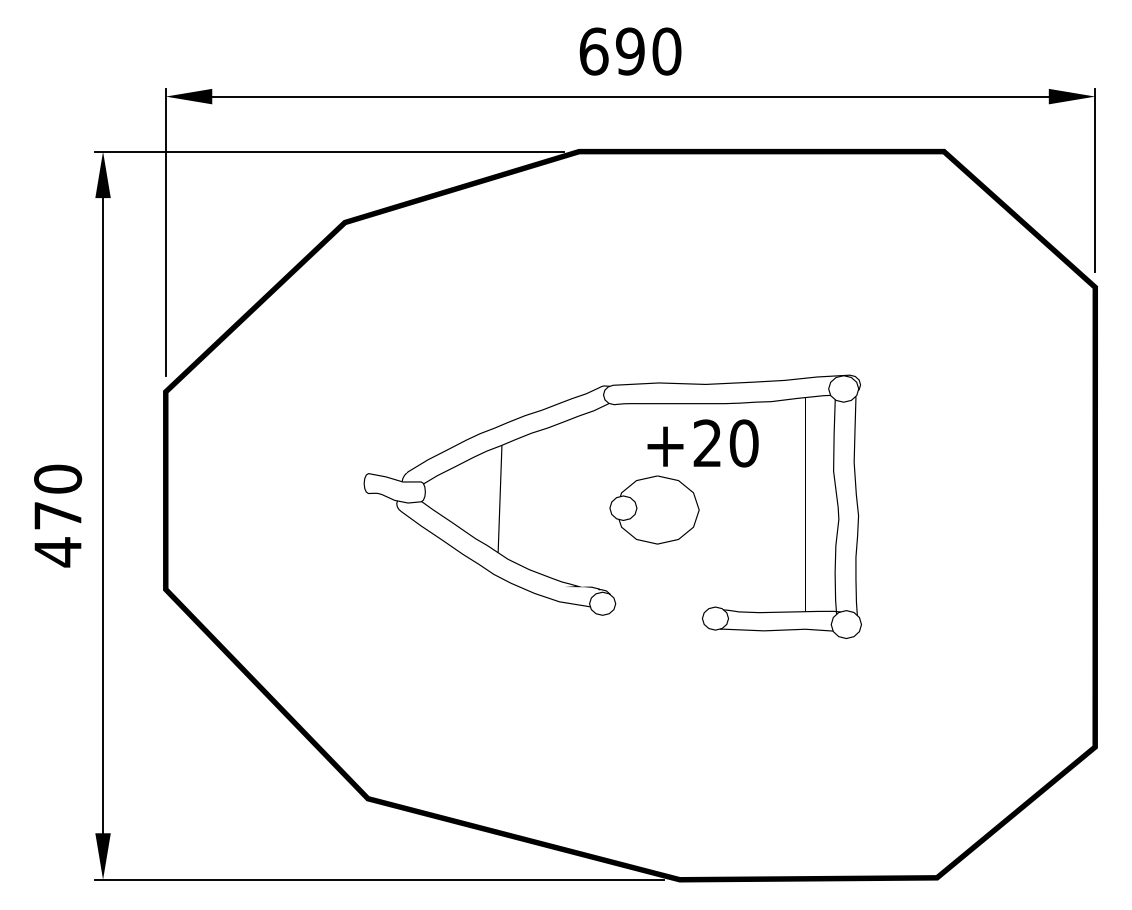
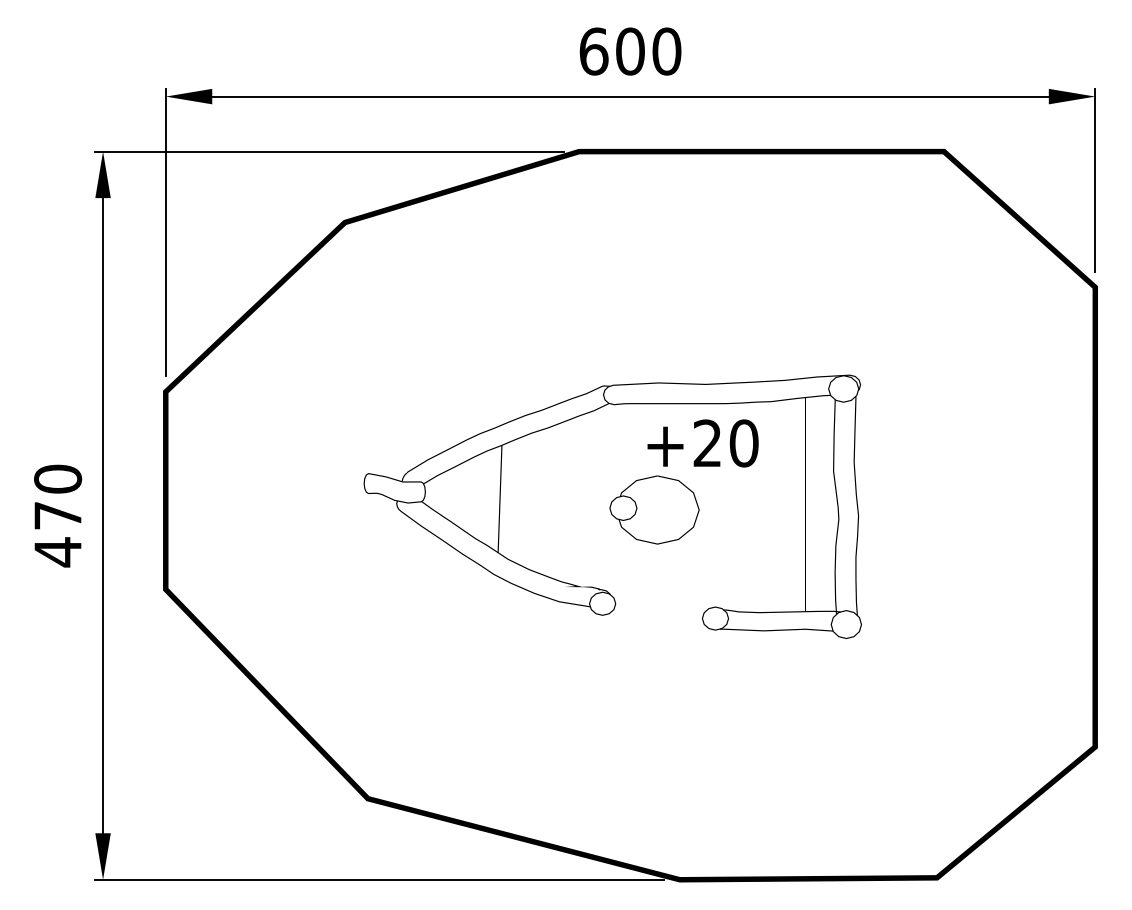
text: 690 -> 600 (630, 51)
